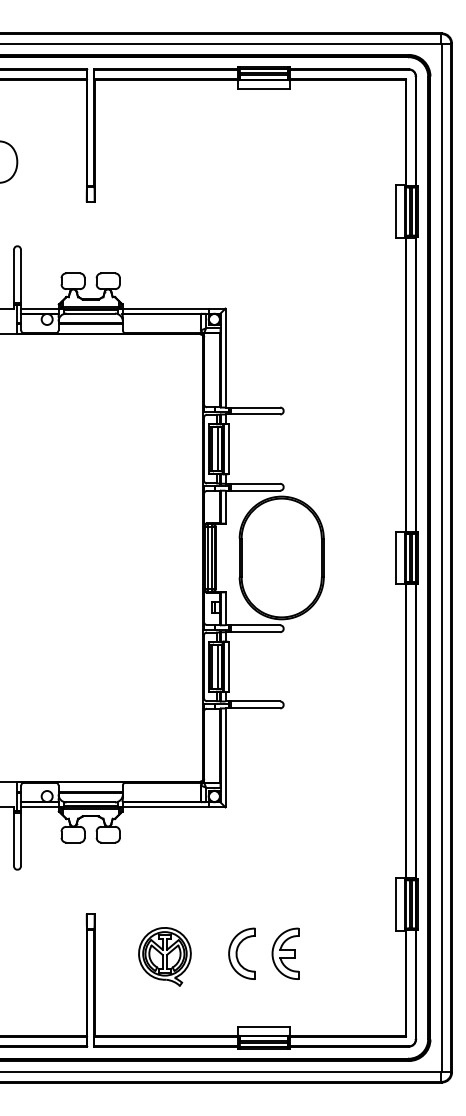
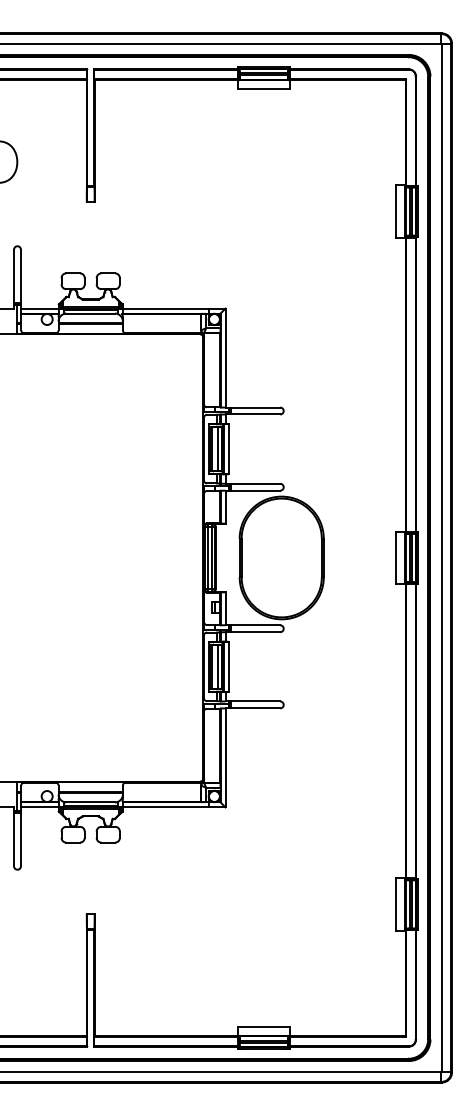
part: present -> none (241, 953)
part: present -> none (285, 953)
part: present -> none (164, 956)
